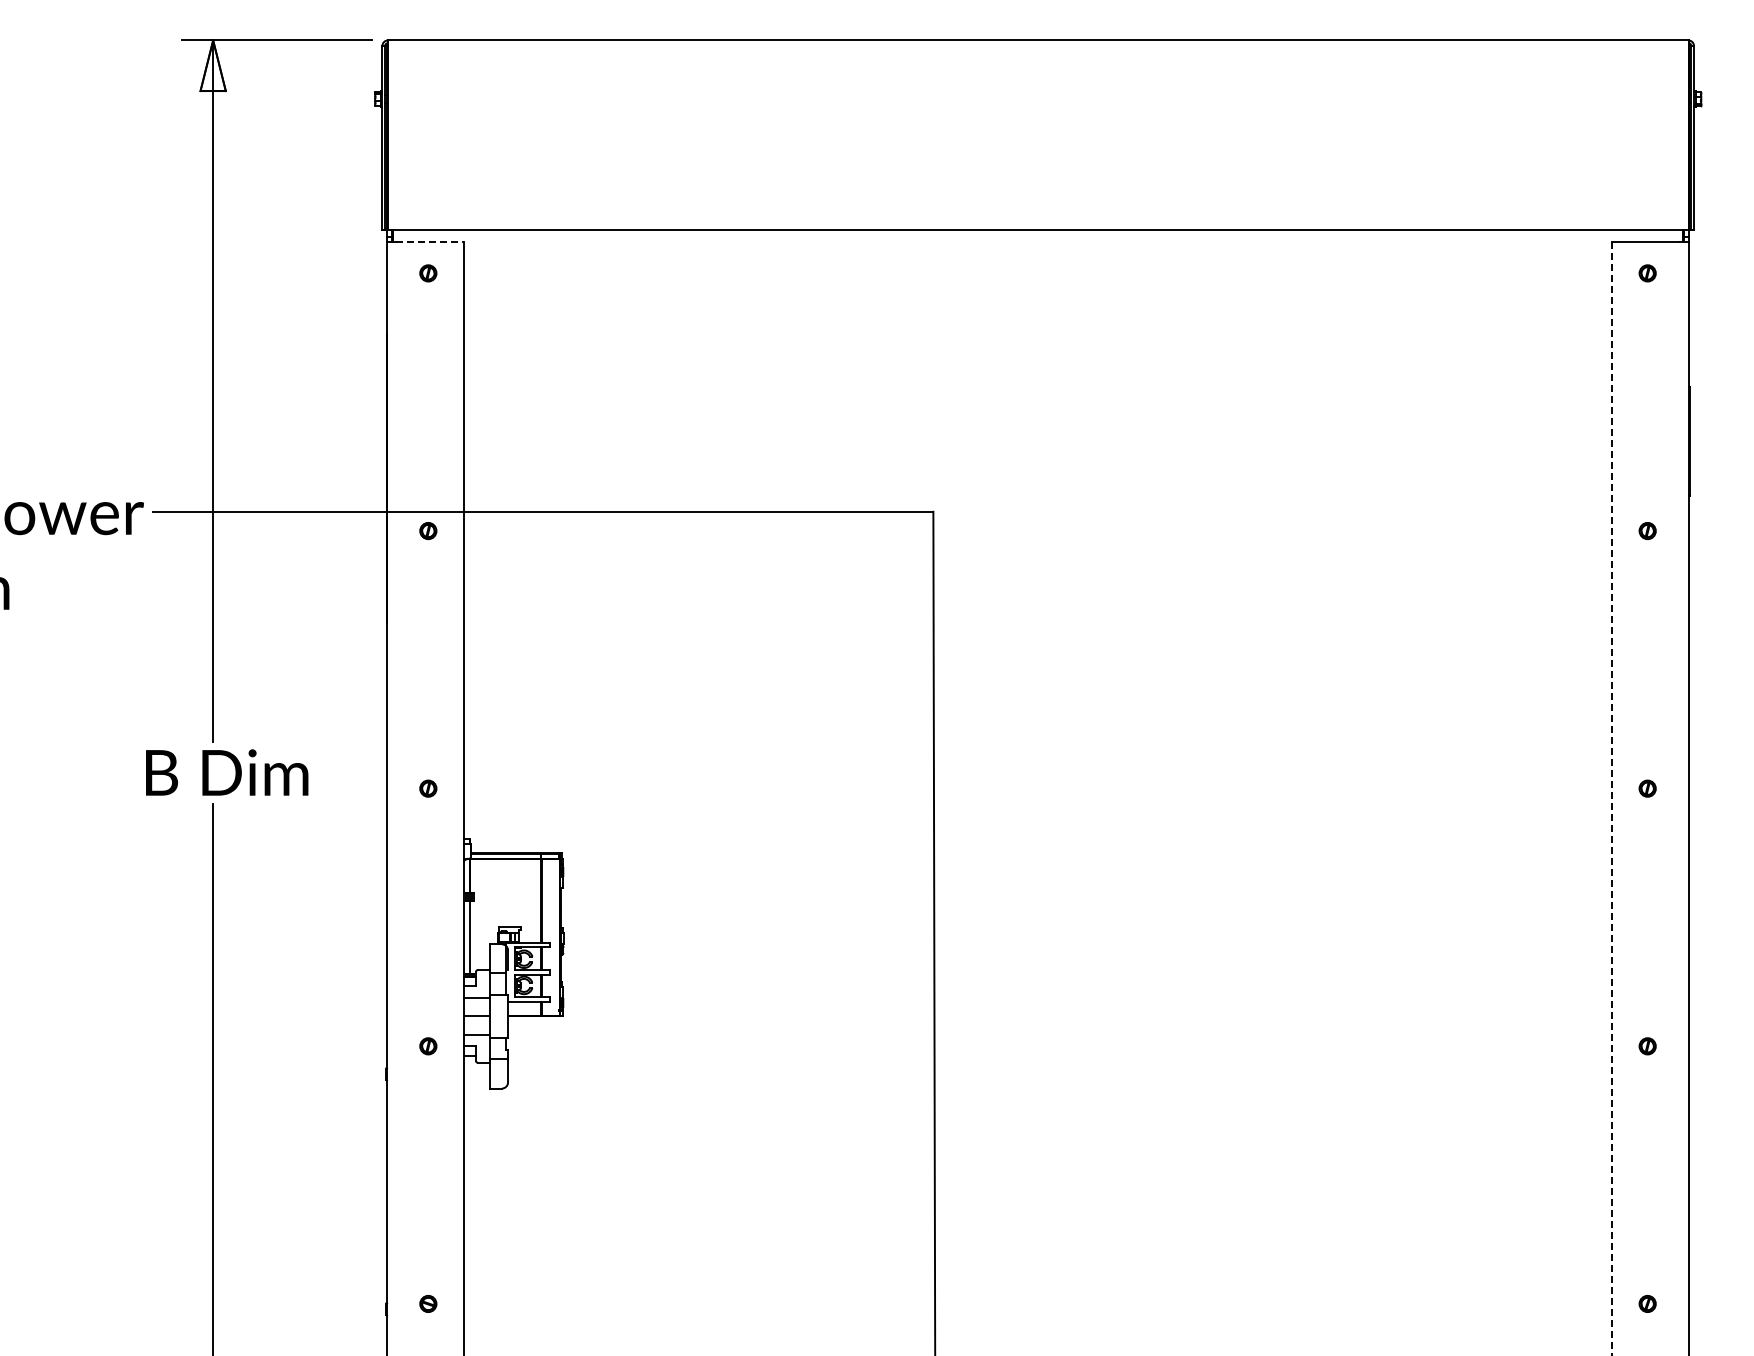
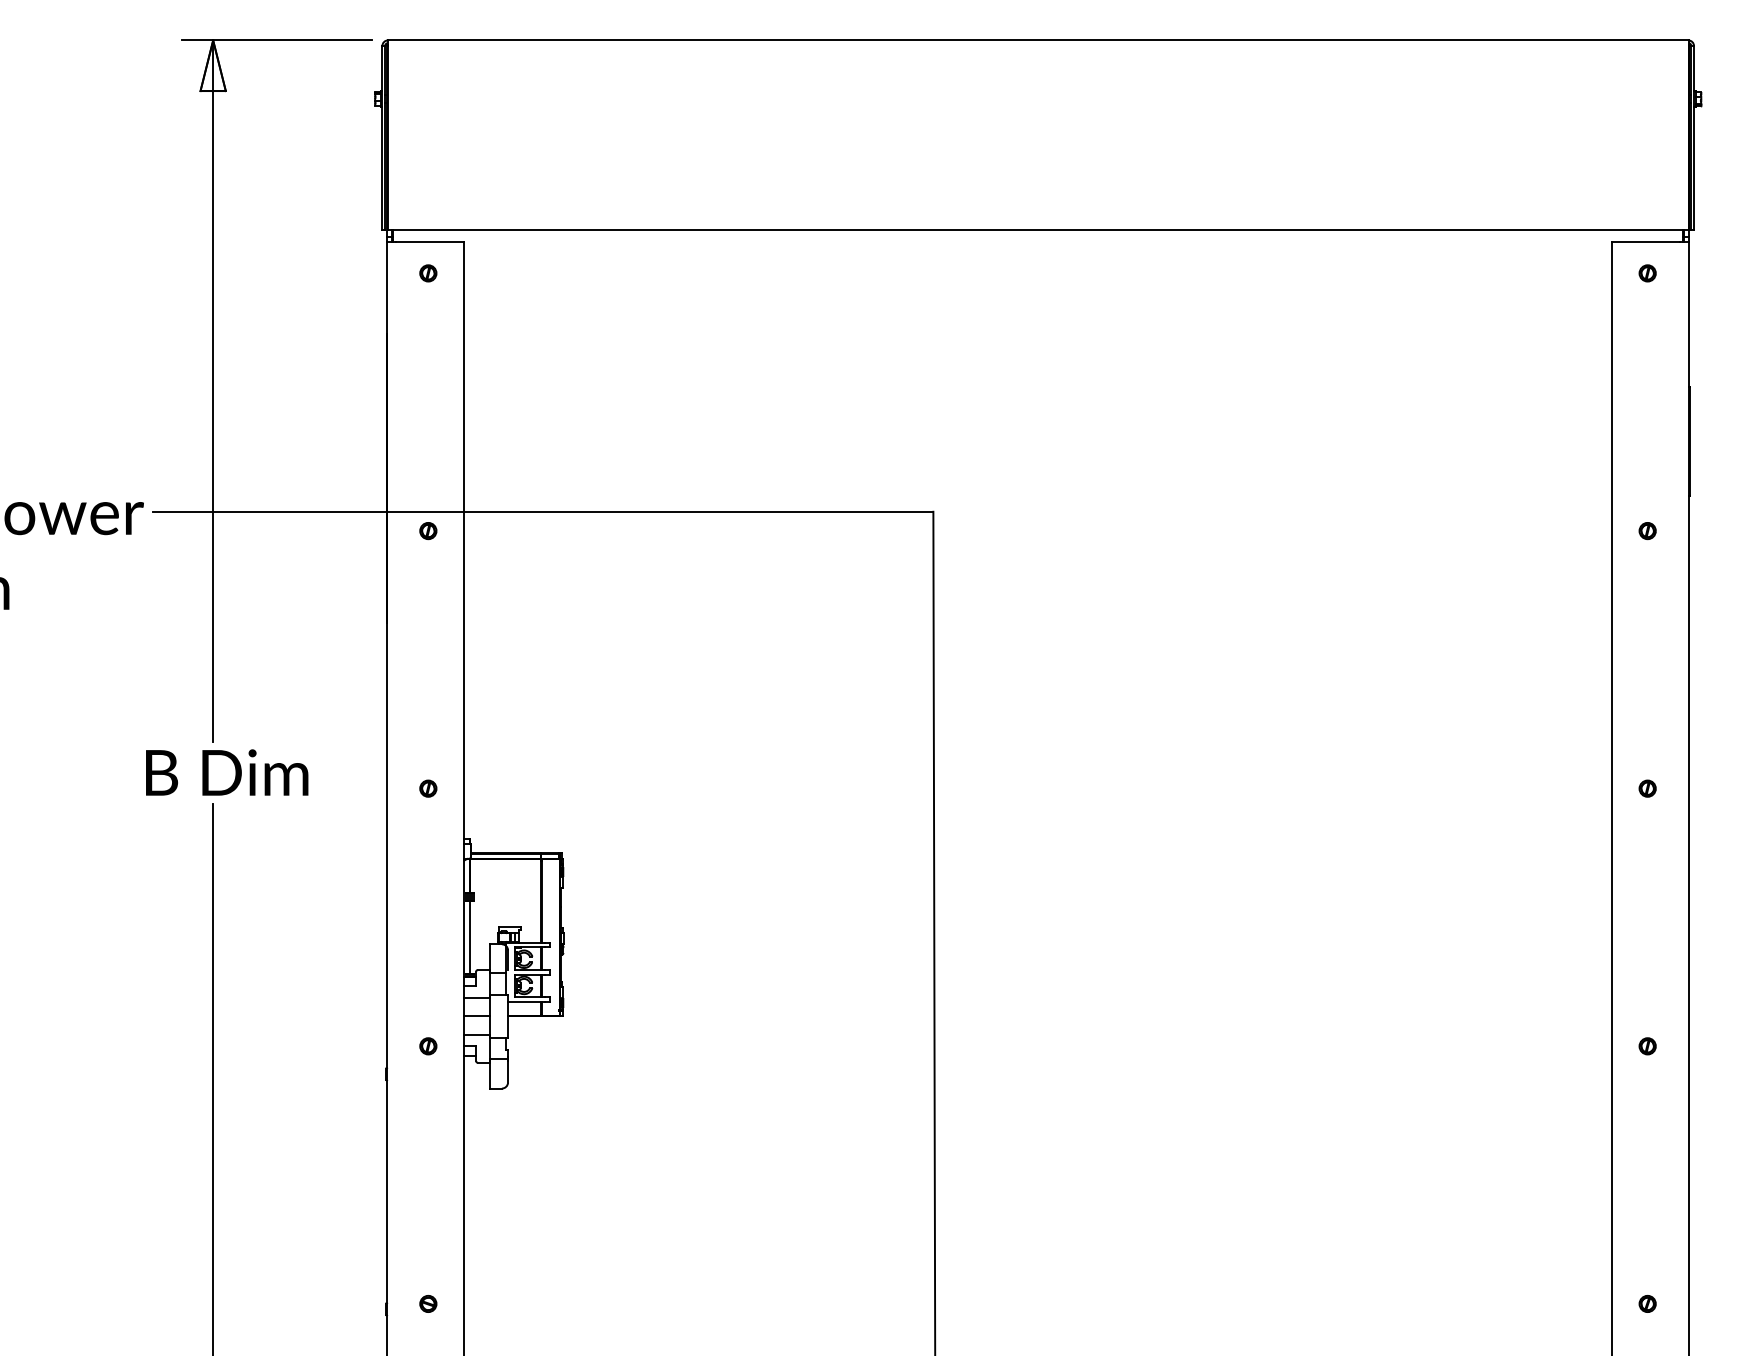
line: dashed -> solid (430, 241)
line: dashed -> solid (1611, 798)
